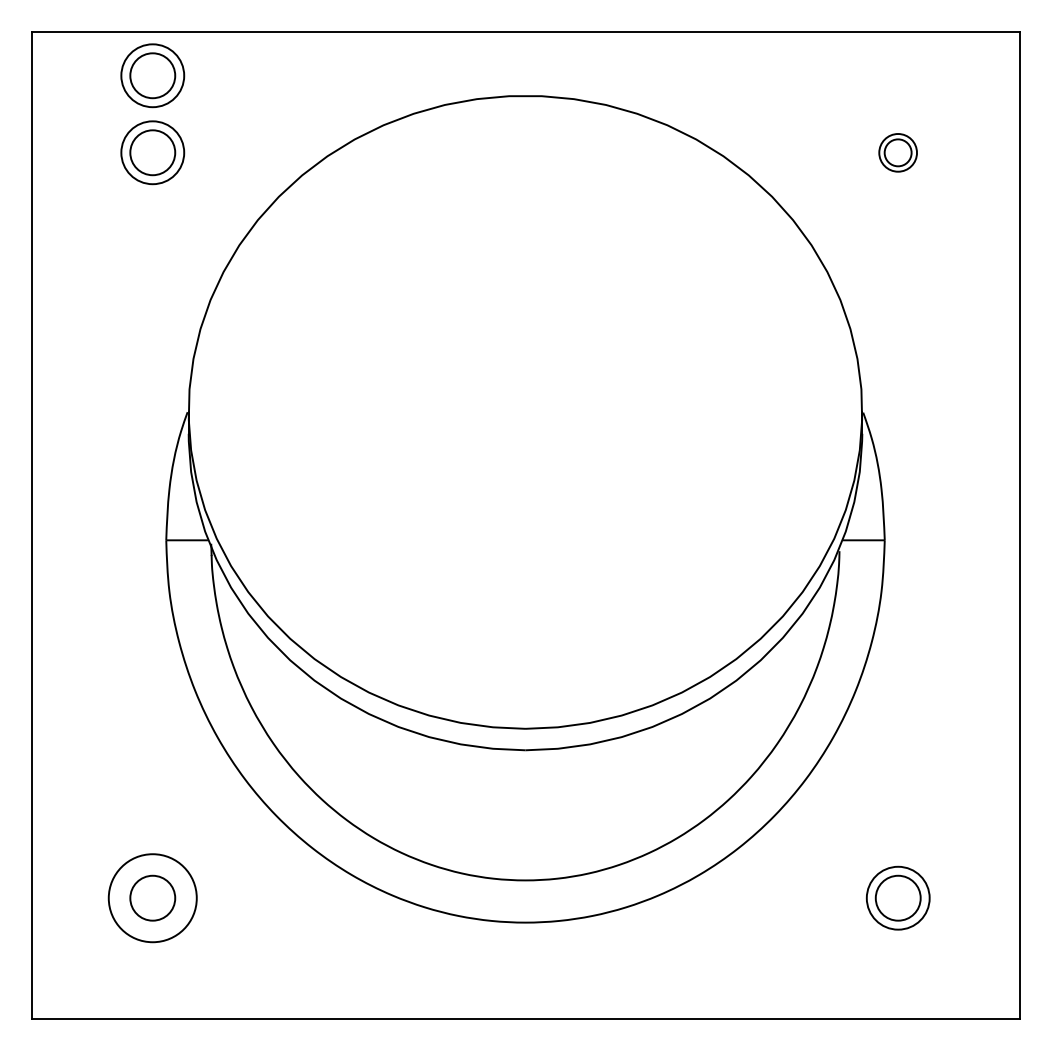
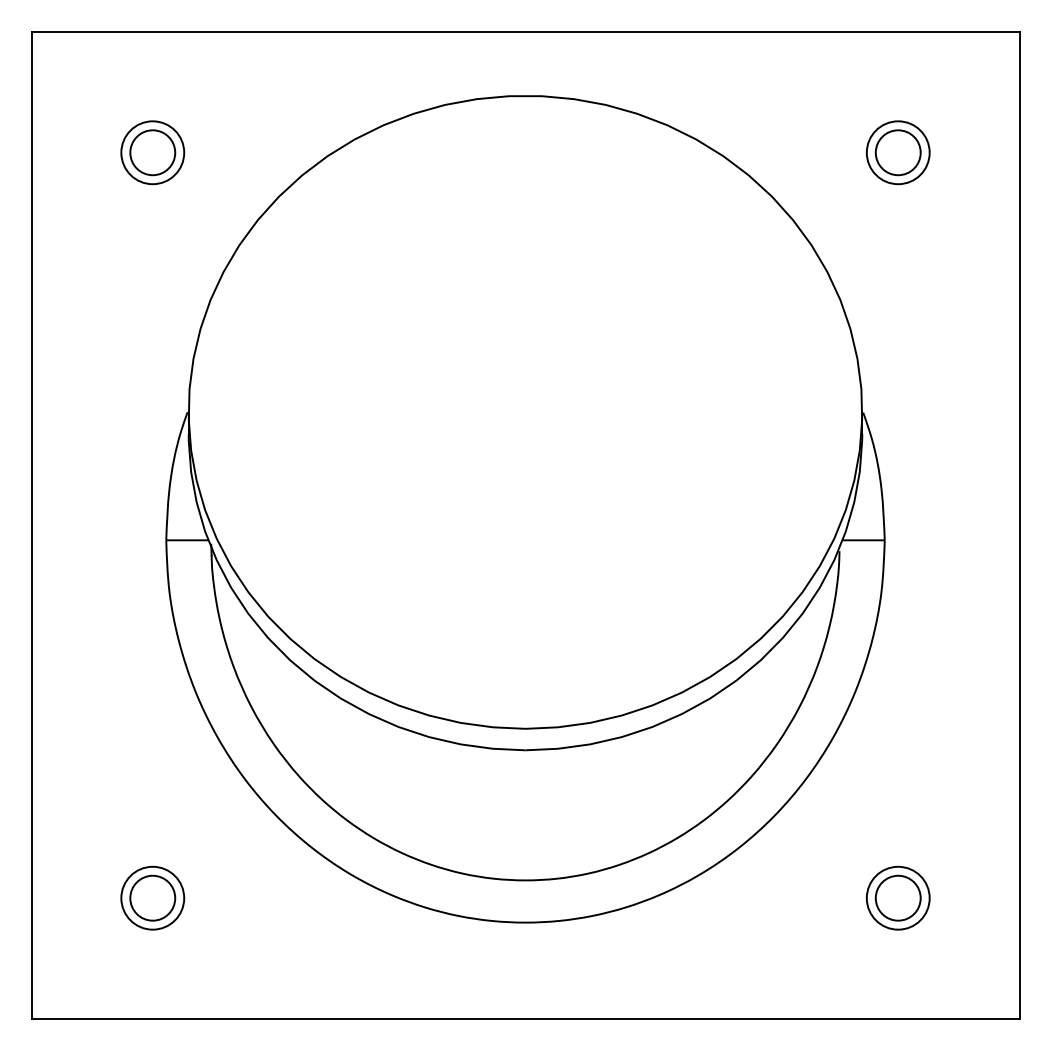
part: present -> none (152, 75)
part size: 40x40 px -> 66x66 px (897, 152)
circle diameter: 88 px -> 63 px (152, 897)
